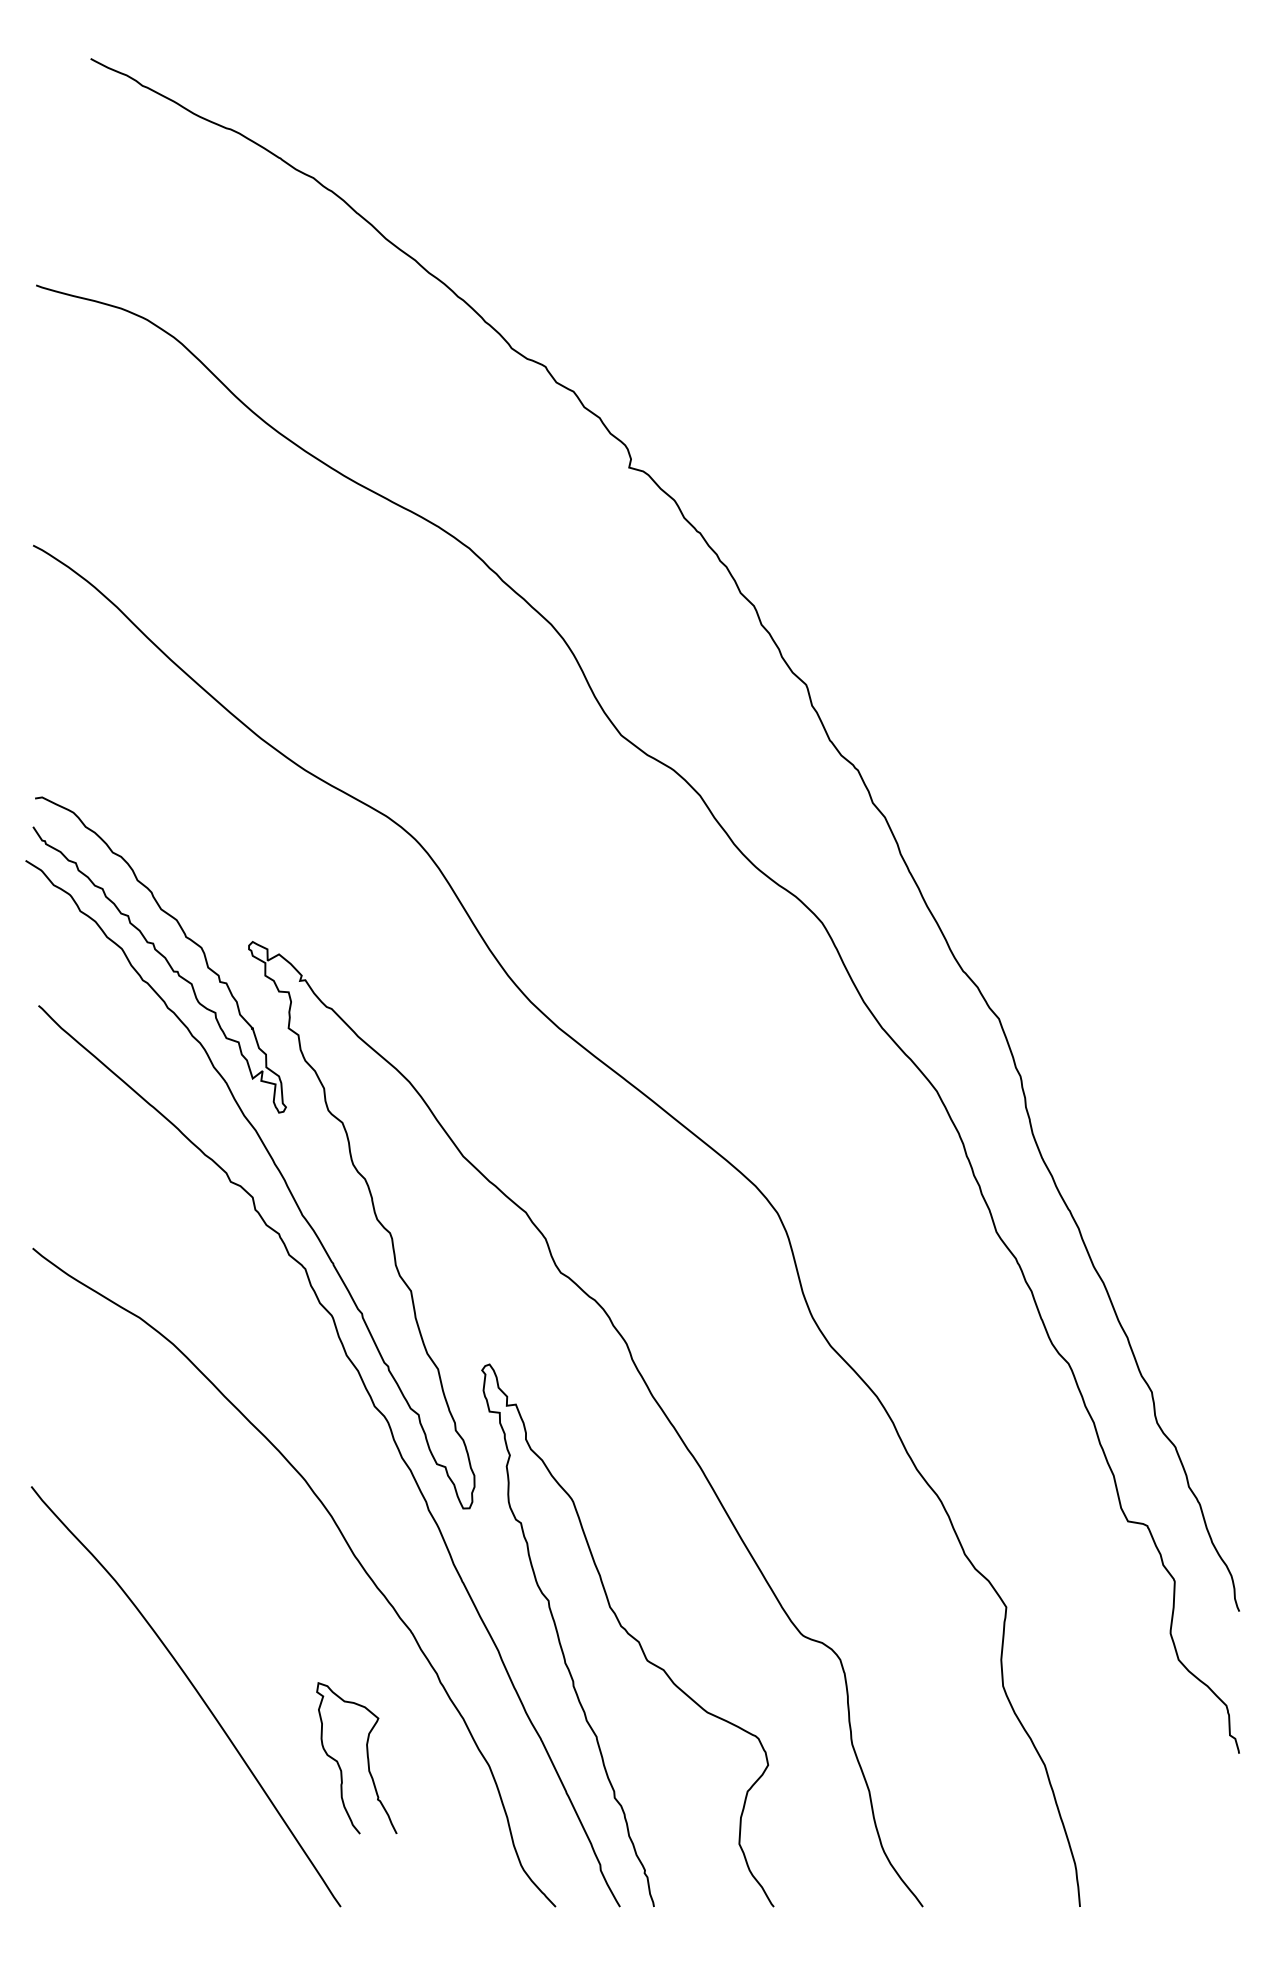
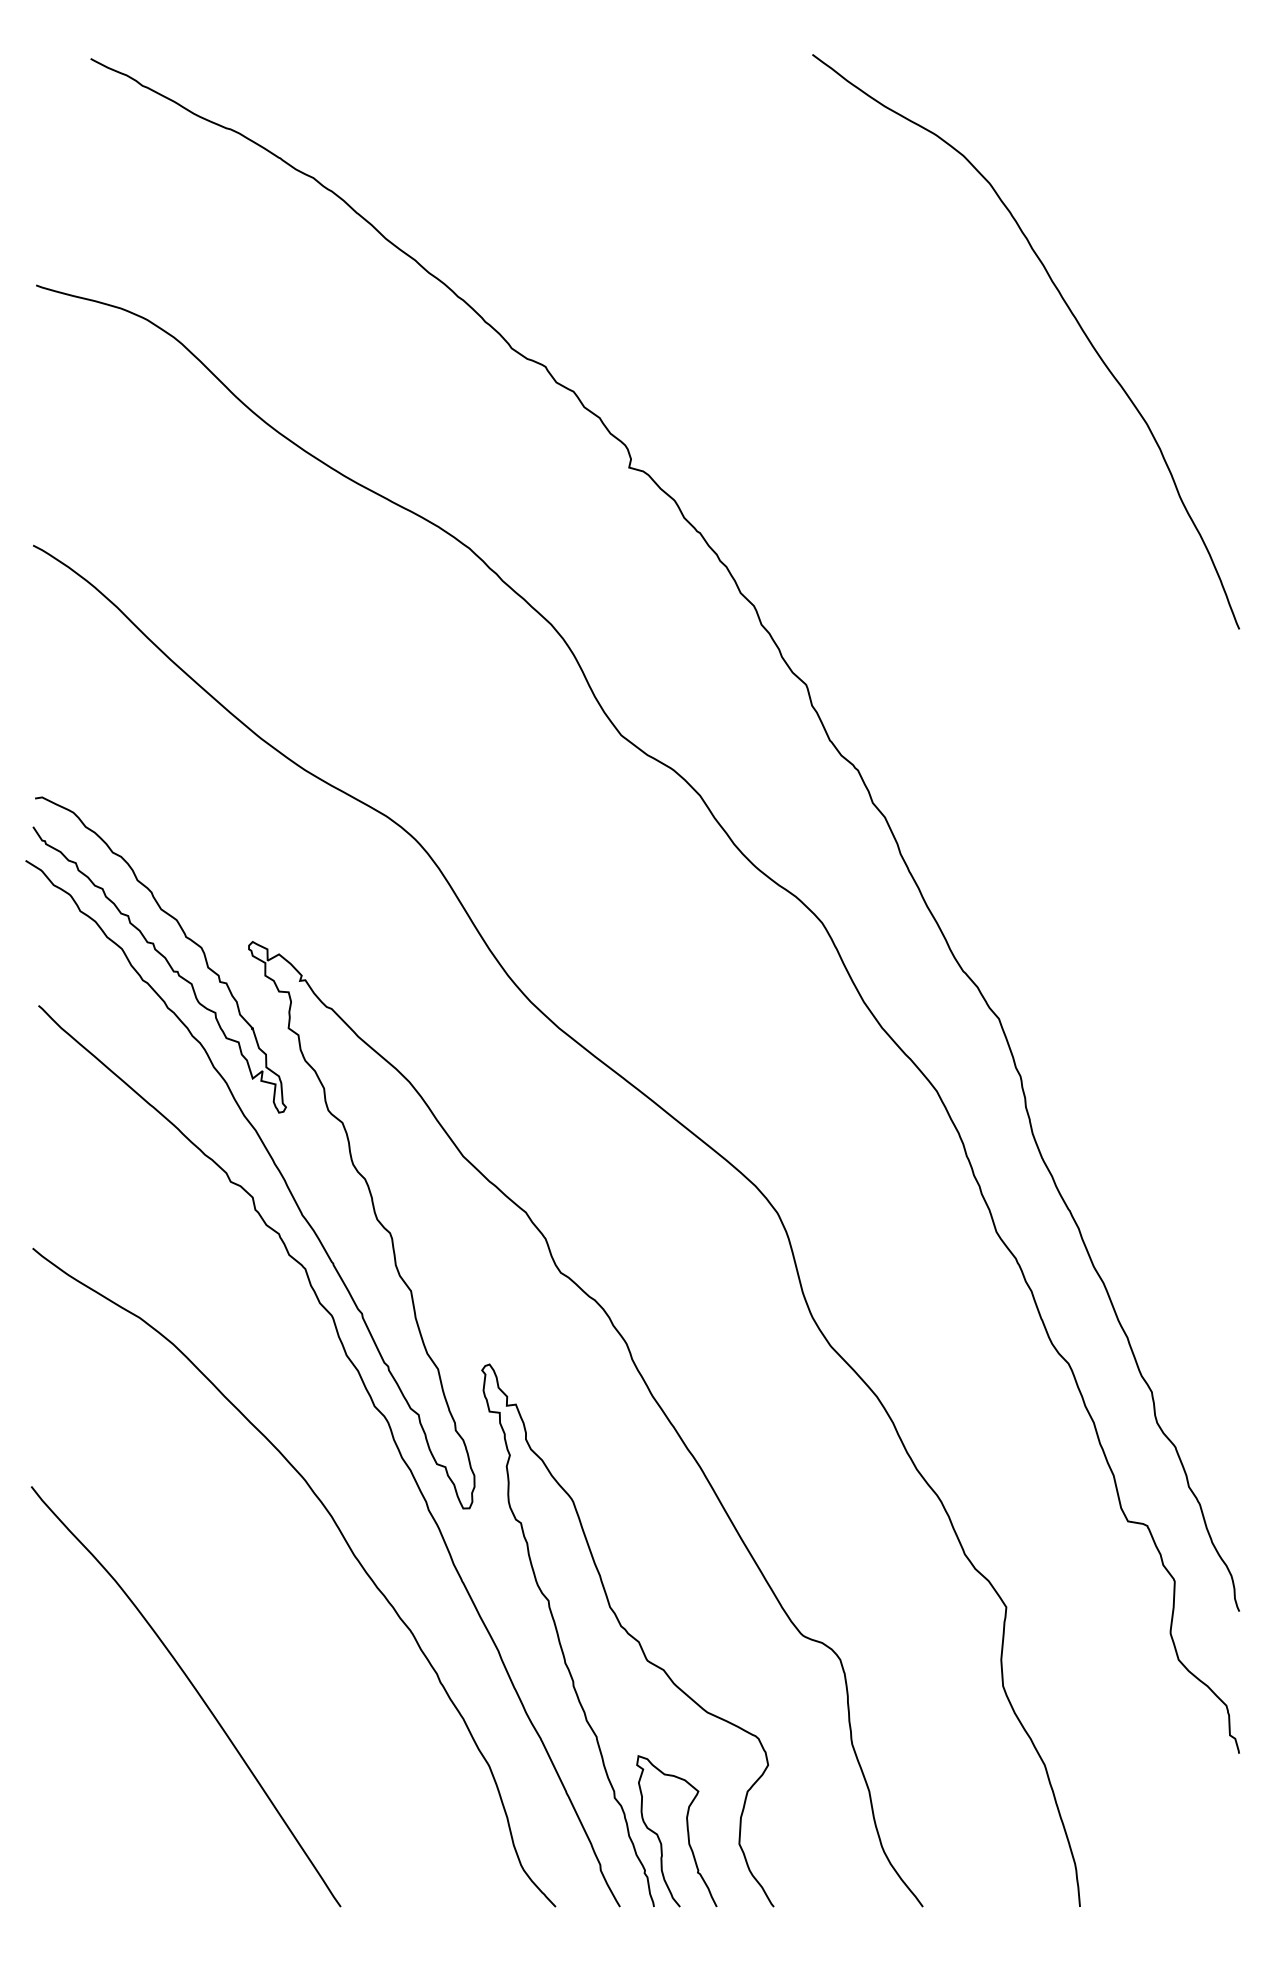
curve: none -> present (1071, 314)
curve position: (366, 1755) -> (686, 1828) (686, 1828)
